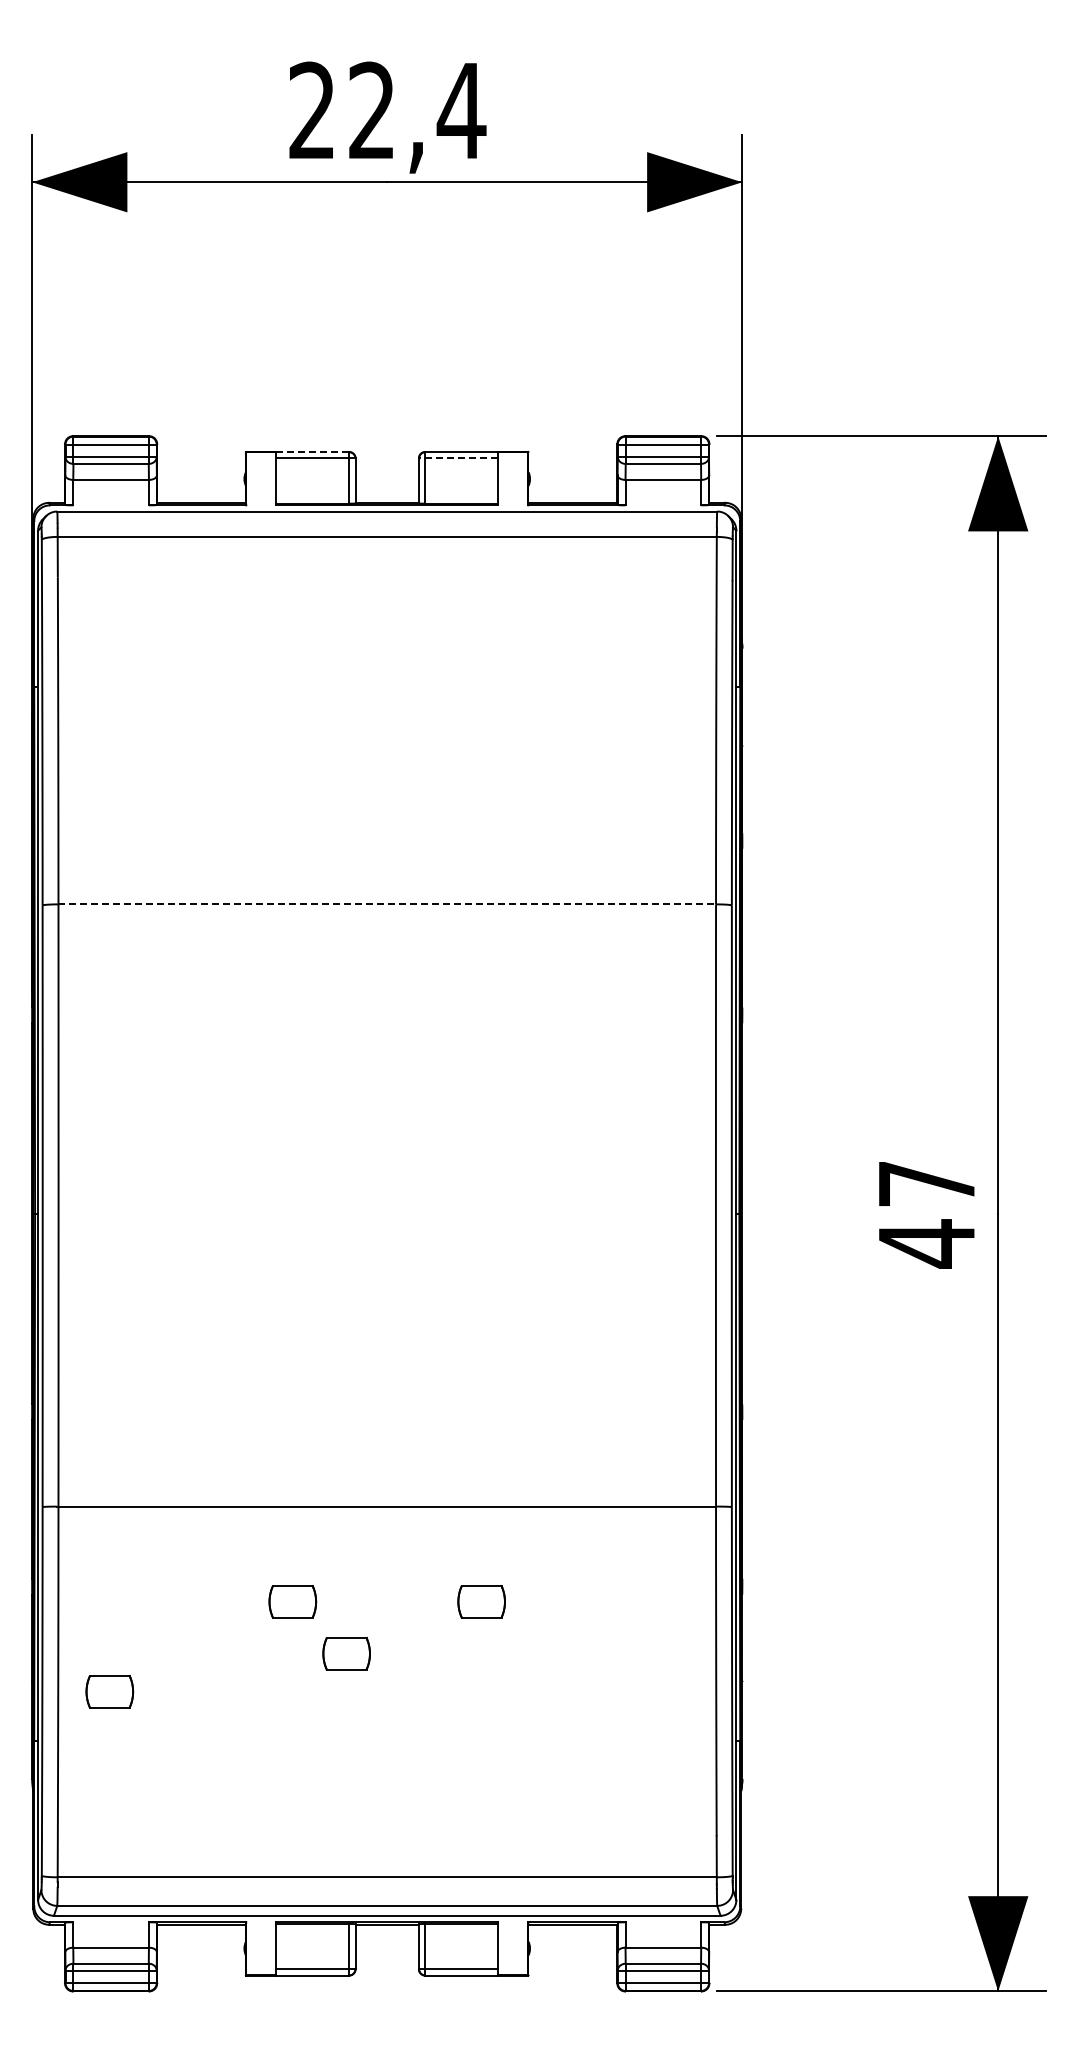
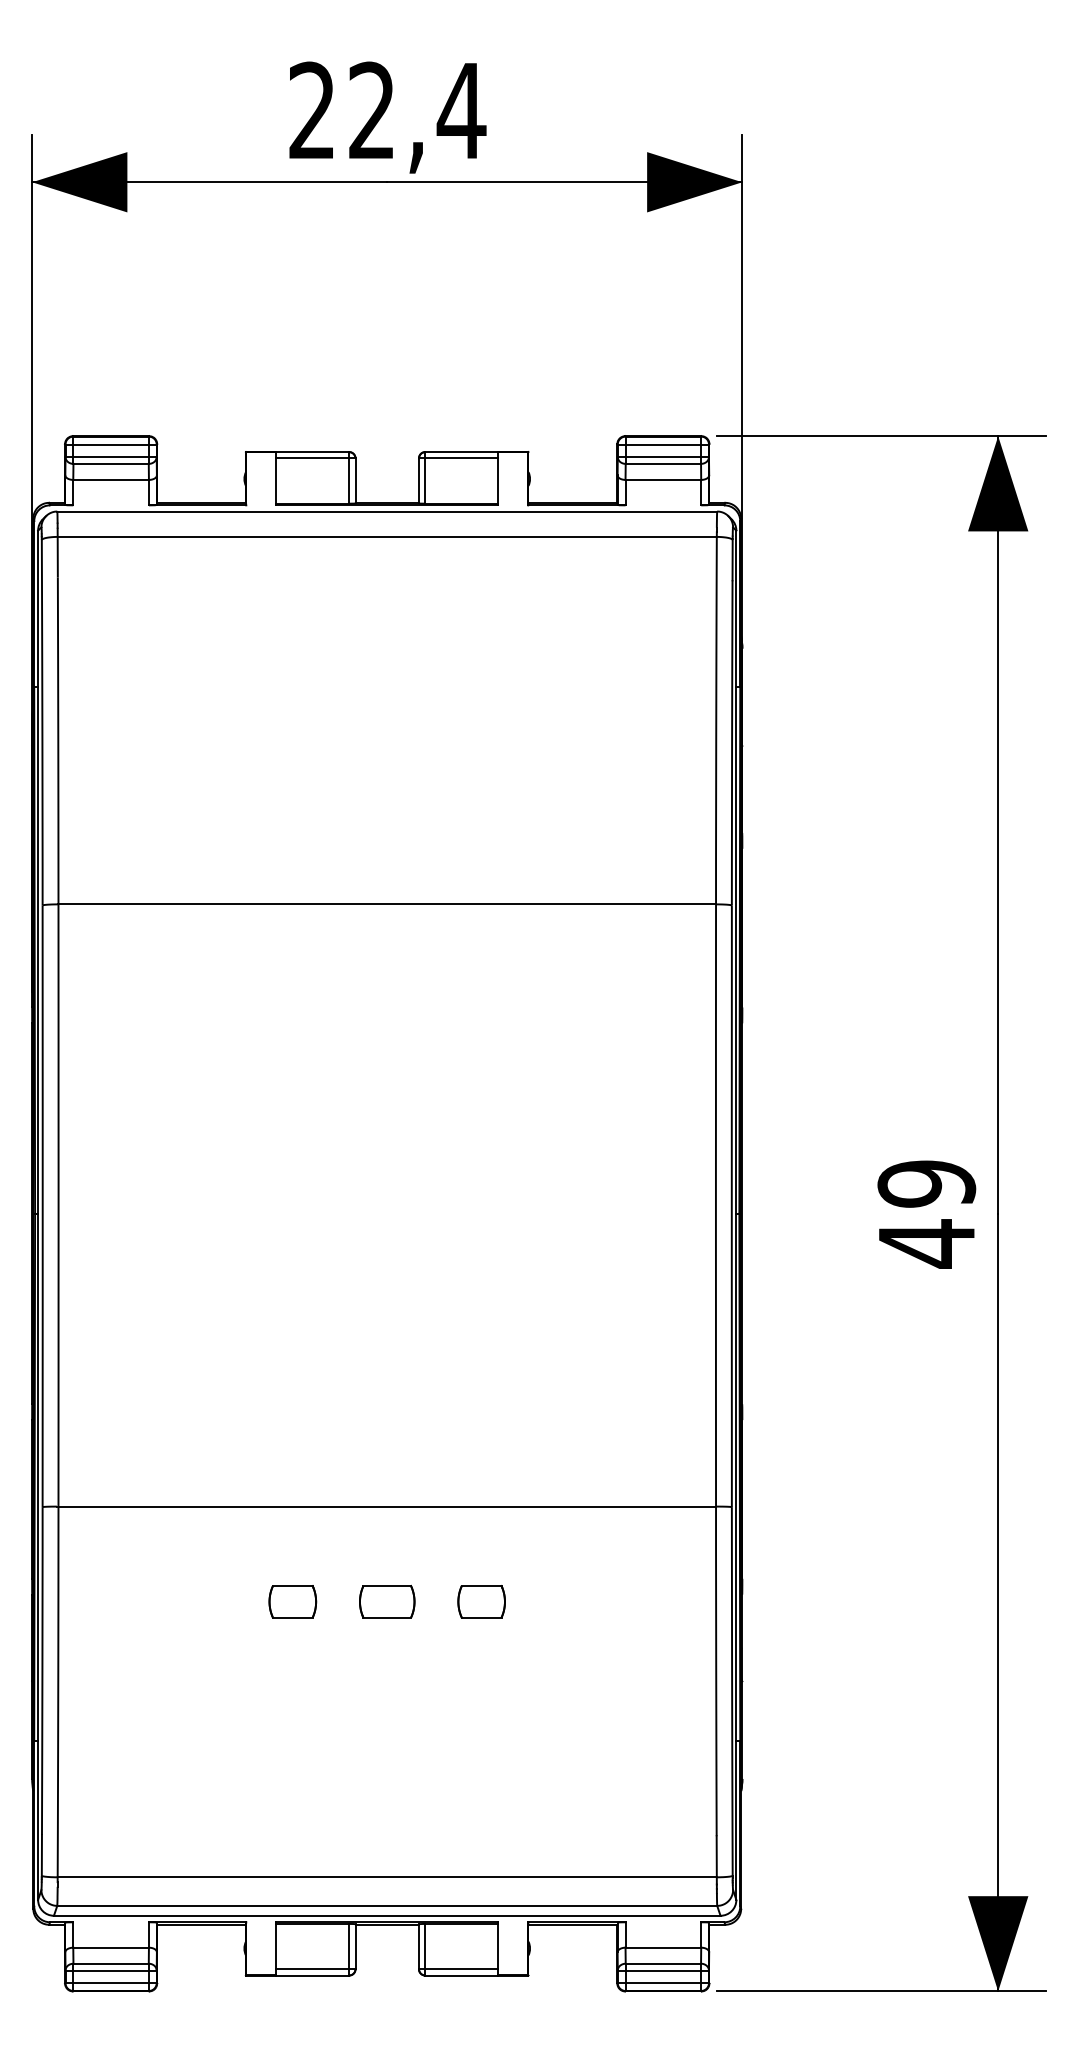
line: dashed -> solid (312, 452)
line: dashed -> solid (458, 458)
line: dashed -> solid (387, 904)
text: 47 -> 49 (926, 1183)
part: none -> present (387, 1601)
part: present -> none (346, 1653)
part: present -> none (109, 1691)
